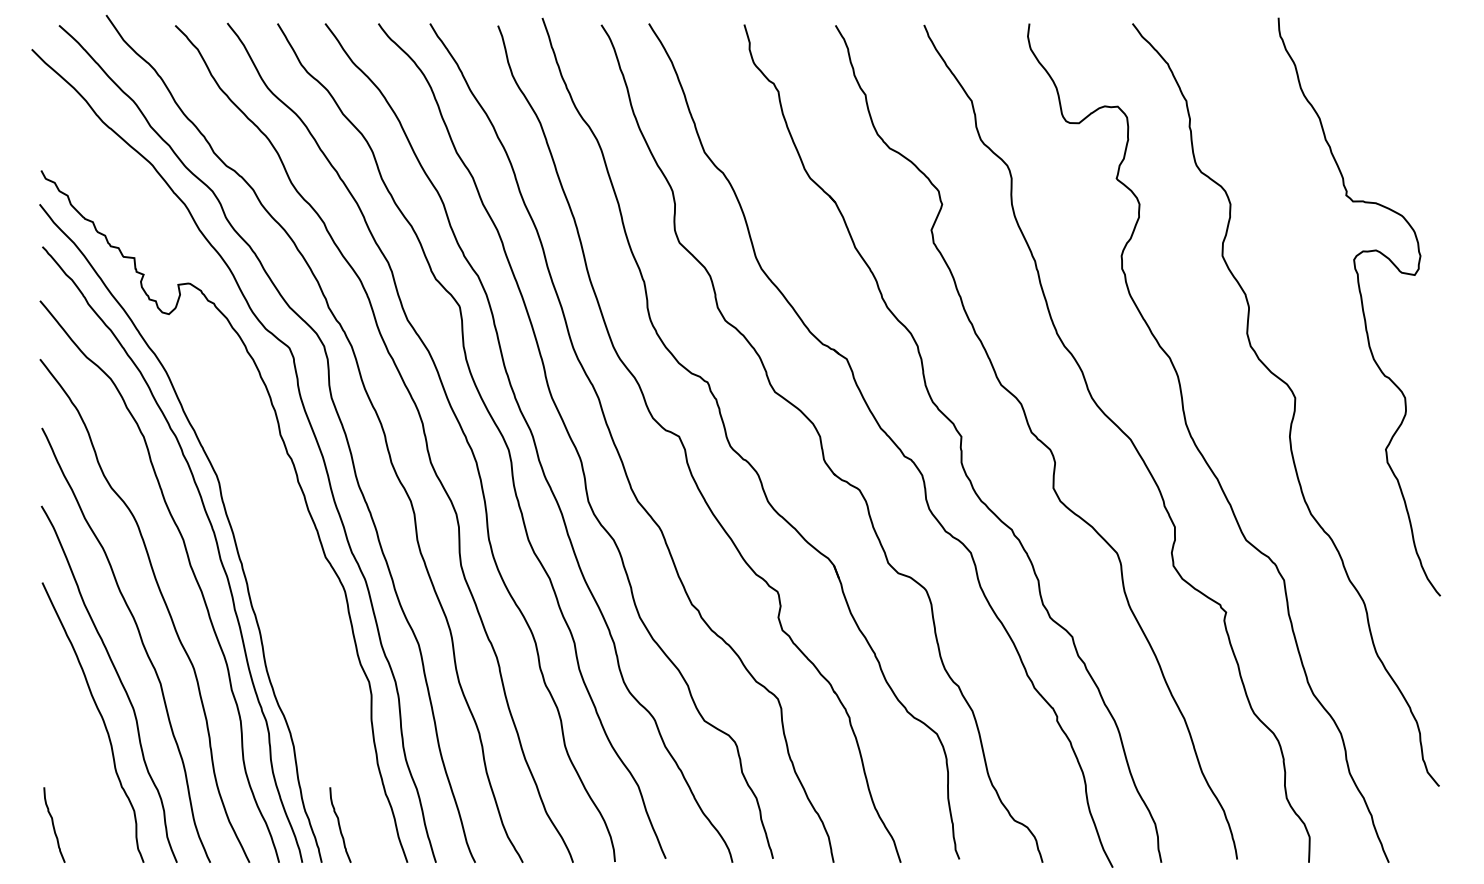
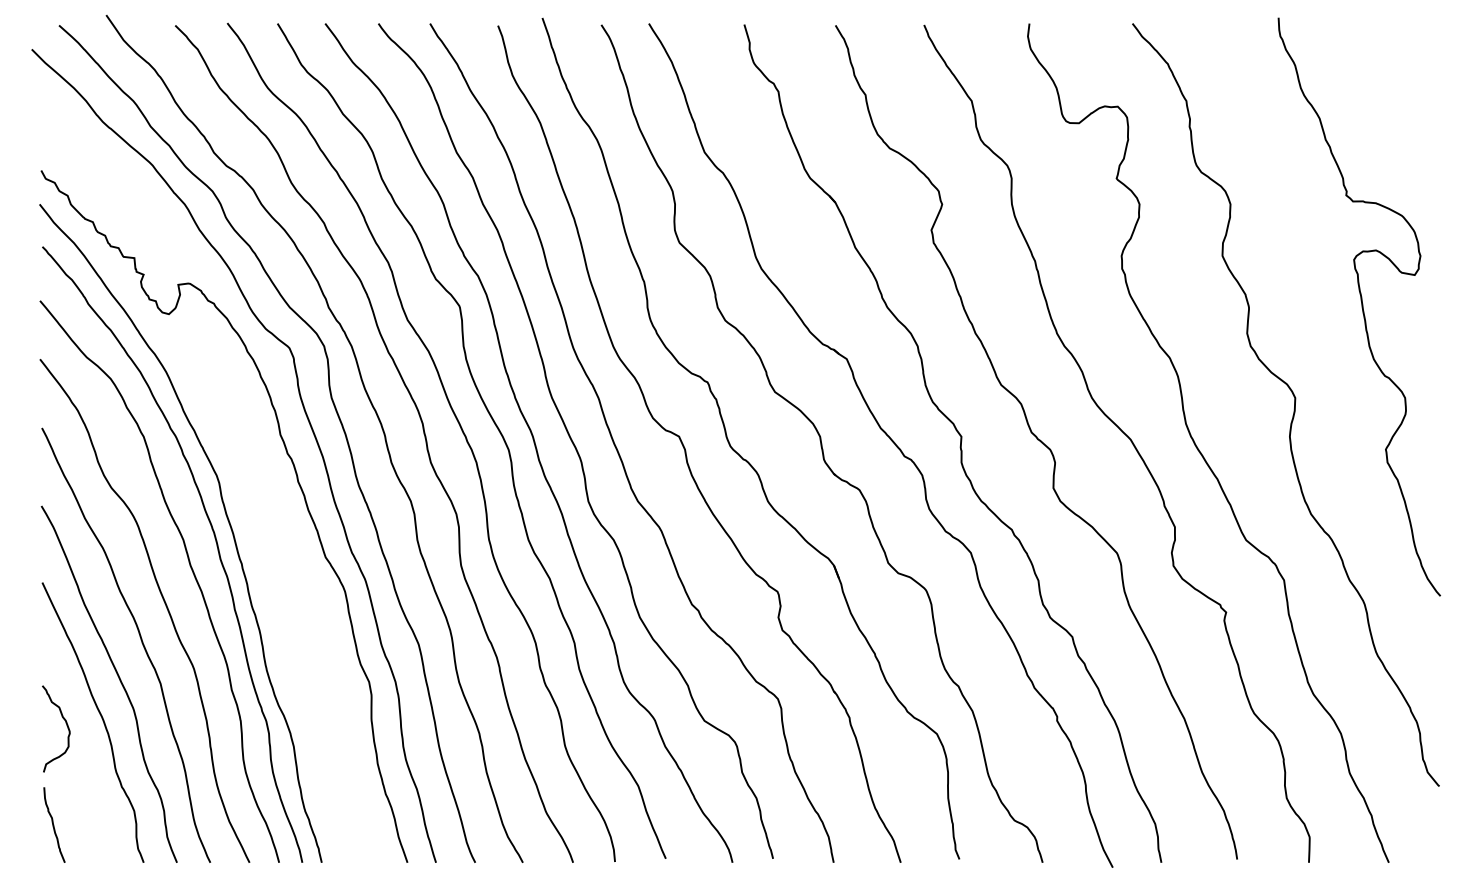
curve: none -> present (66, 726)
curve: present -> none (340, 824)
